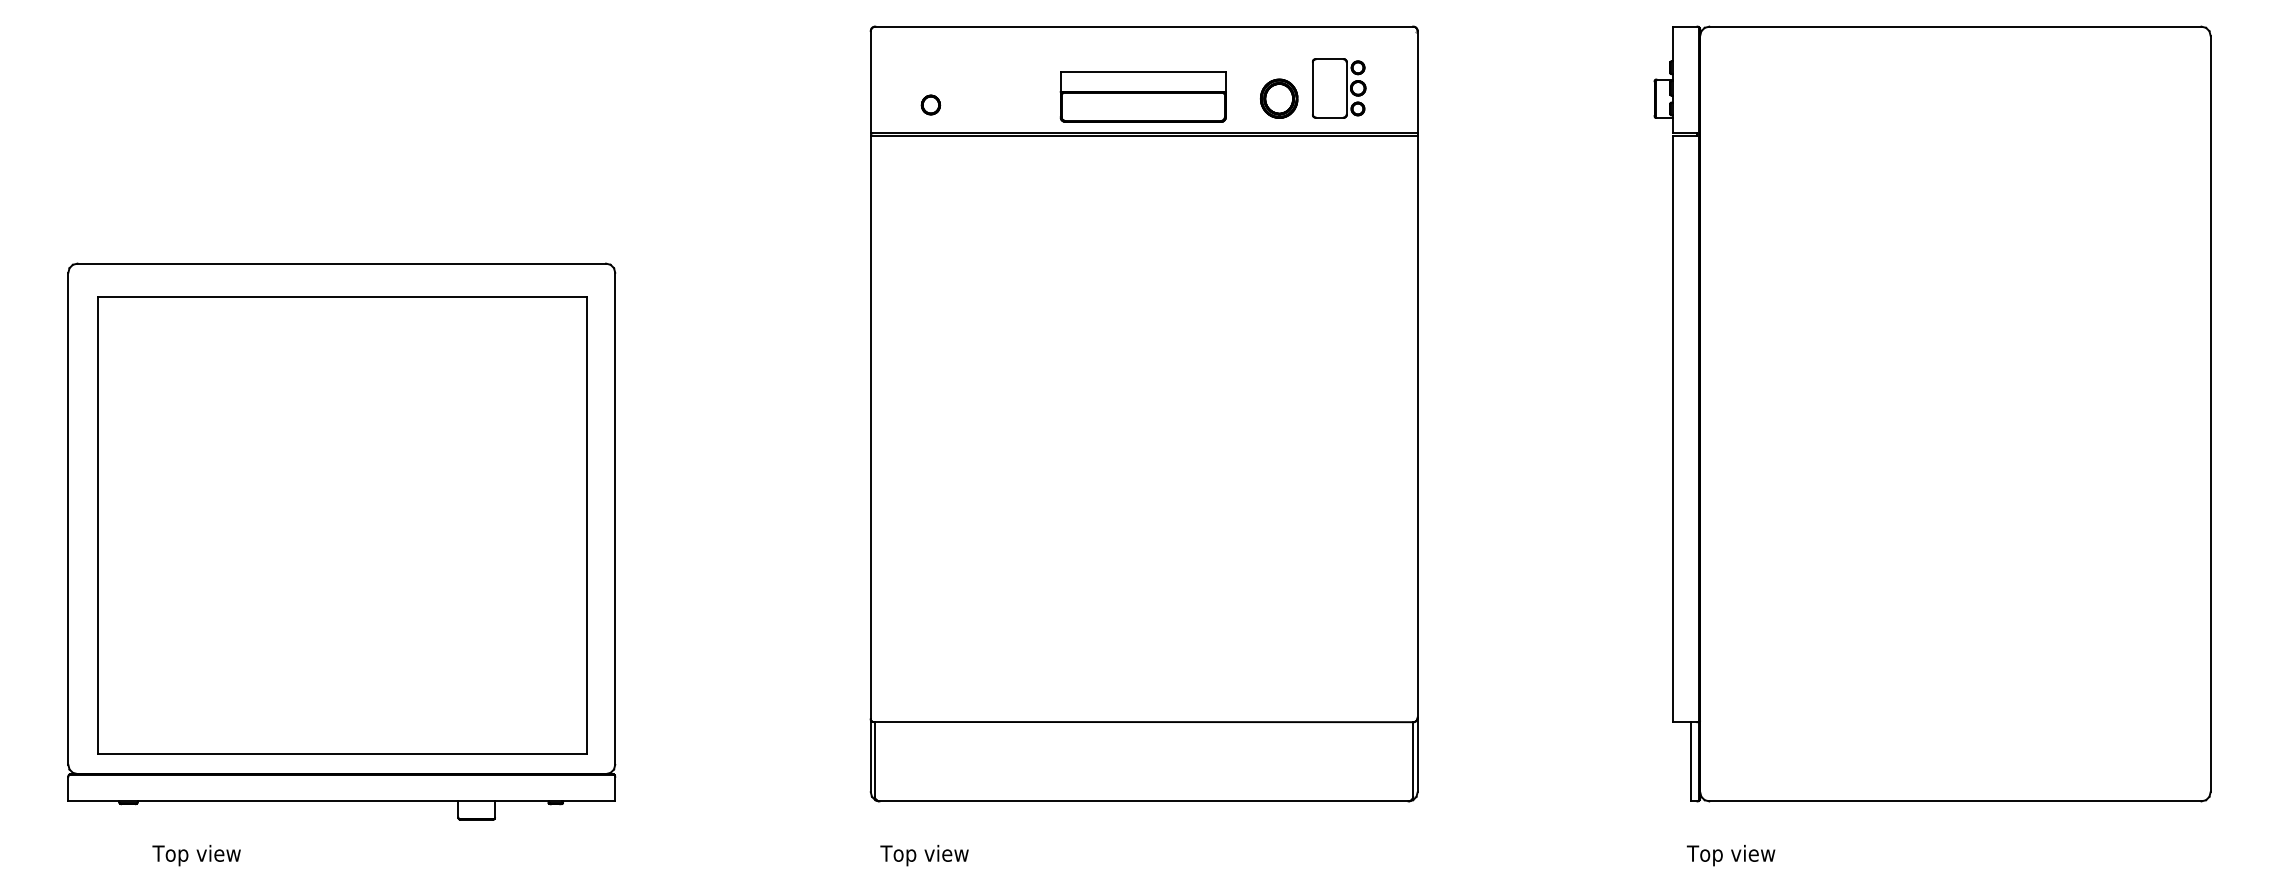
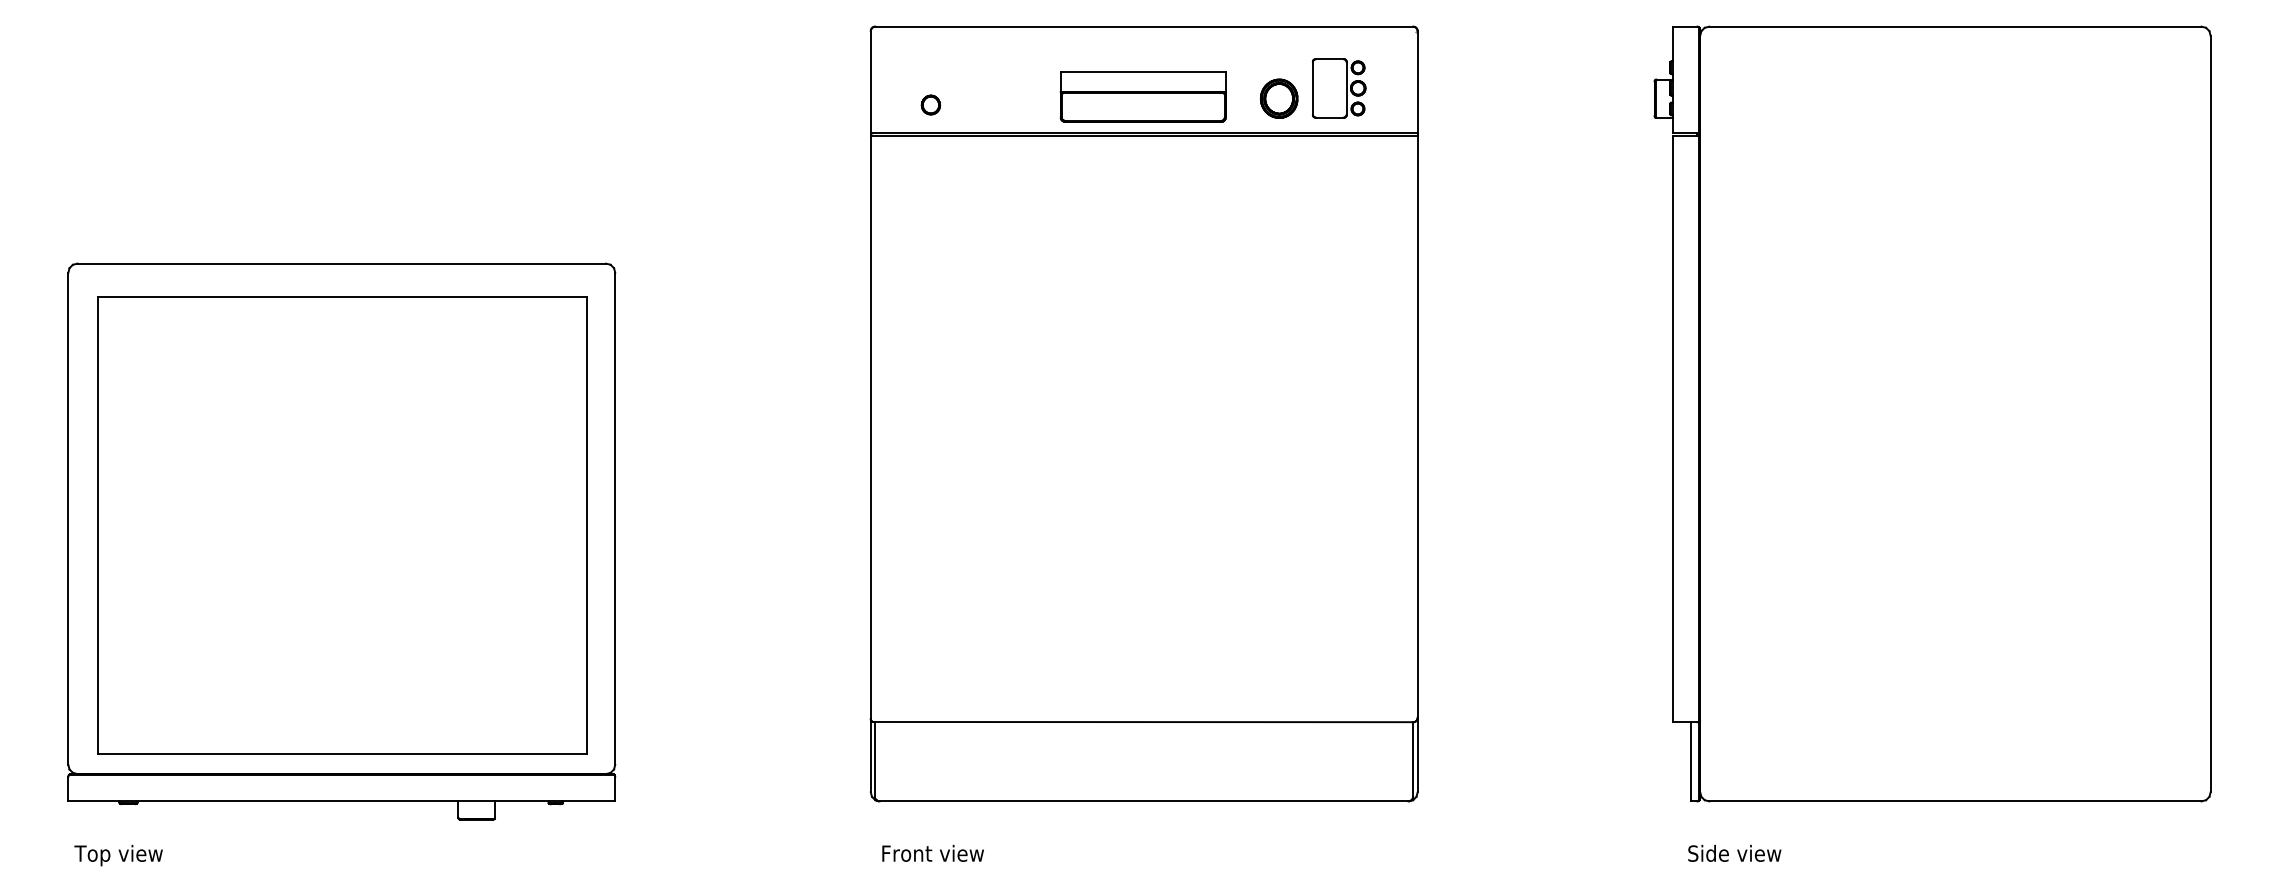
text position: (196, 855) -> (118, 855) (118, 855)
text: Top view -> Front view (931, 855)
text: Top view -> Side view (1733, 855)
